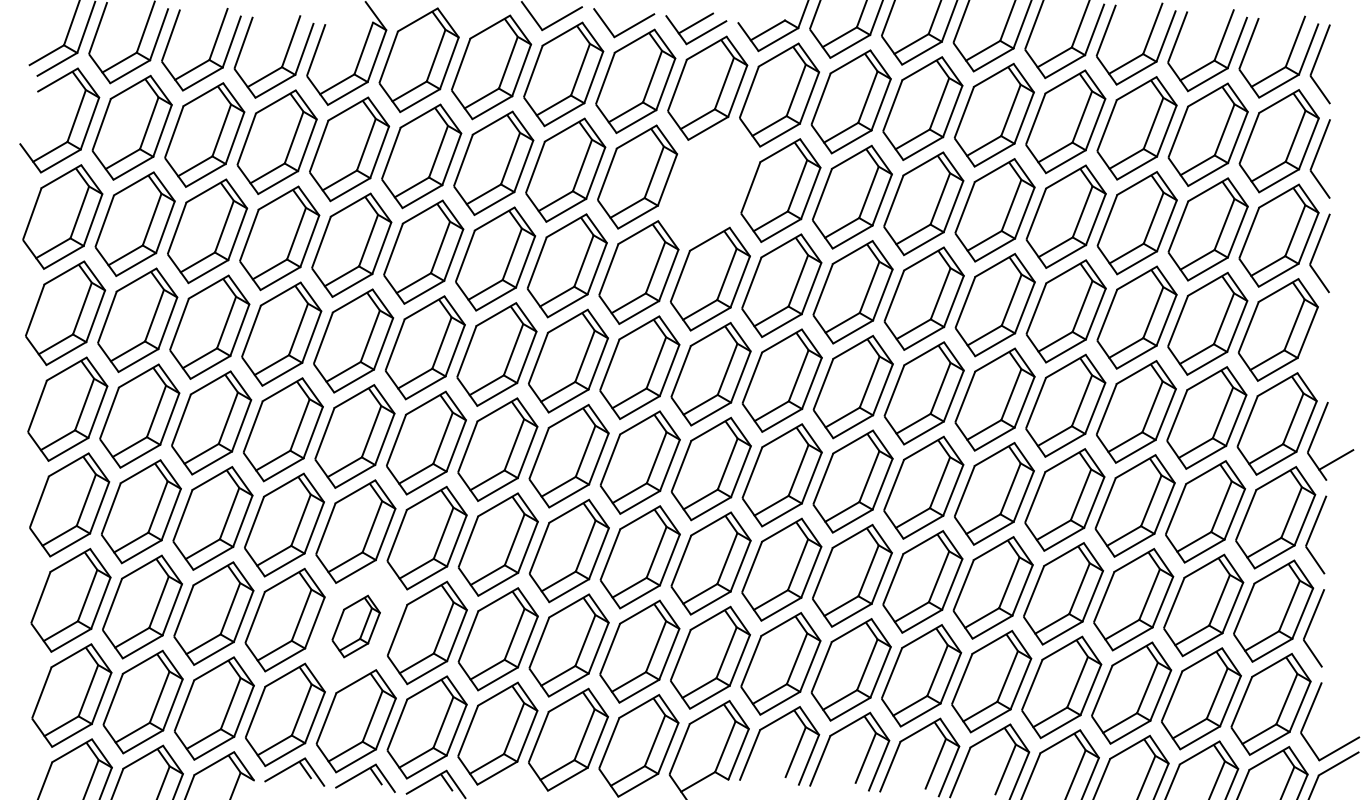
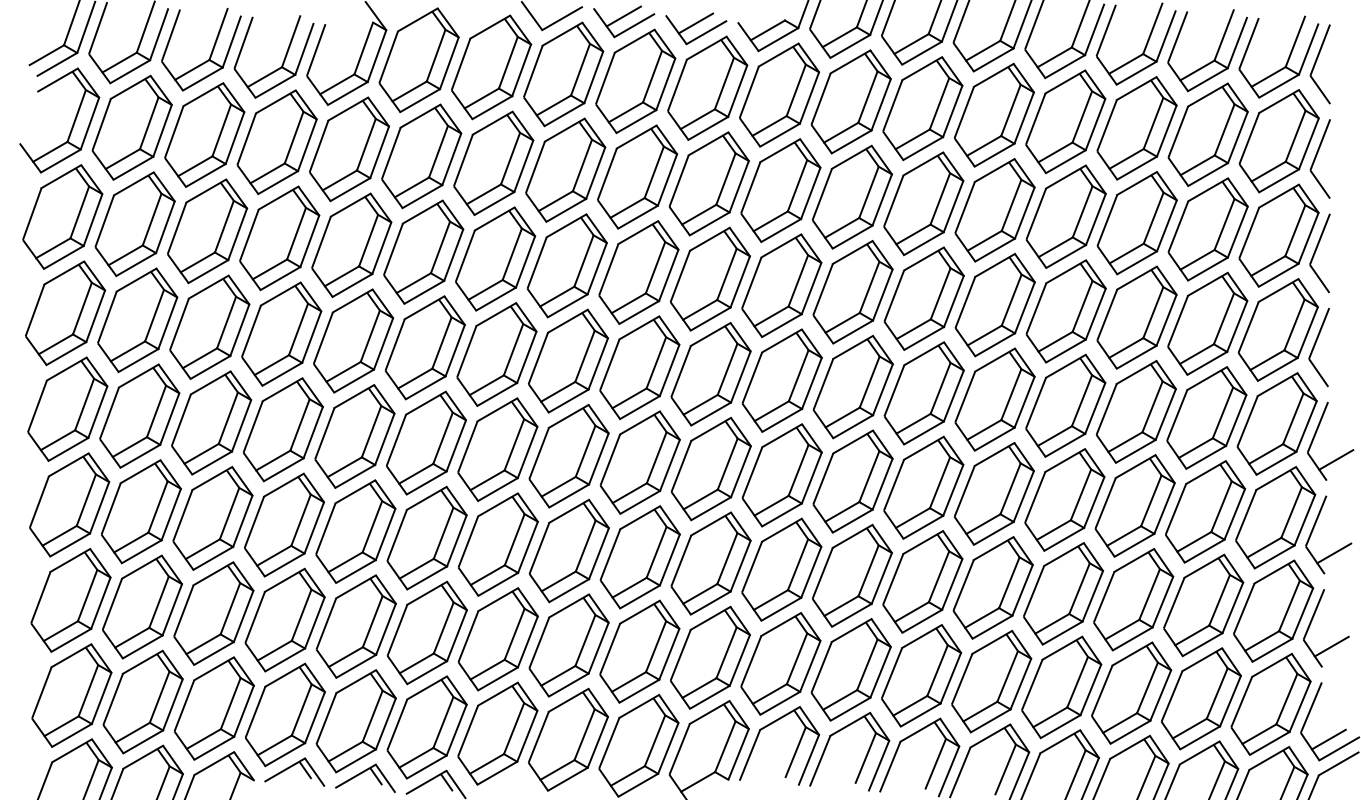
line: none -> present (623, 16)
part: none -> present (708, 183)
part: none -> present (1318, 347)
line: none -> present (1334, 553)
part size: 50x65 px -> 82x105 px (355, 626)
line: none -> present (1331, 646)
line: none -> present (1328, 739)
